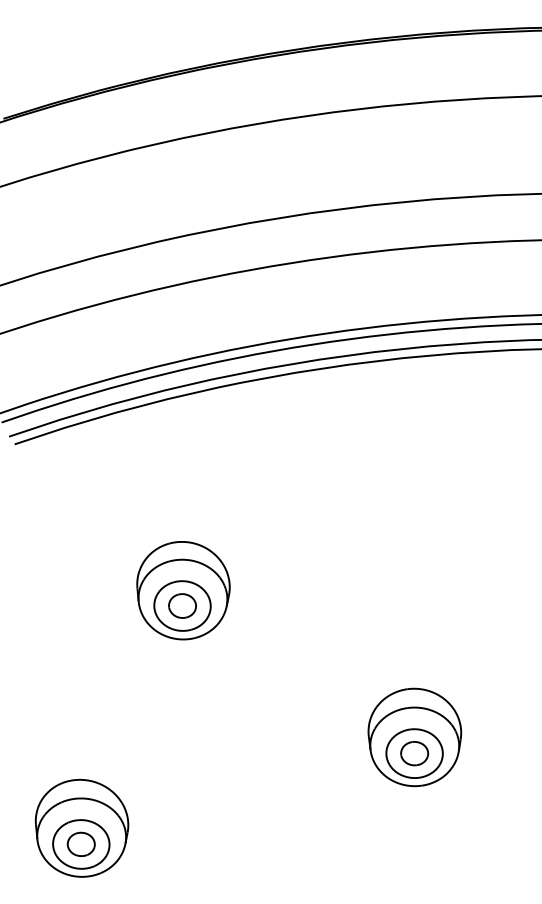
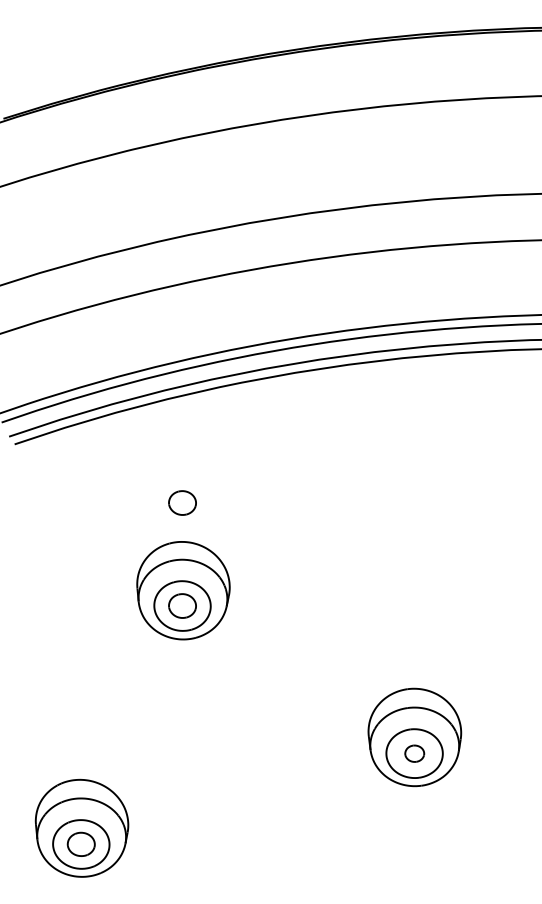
part: none -> present (182, 502)
part size: 30x26 px -> 22x19 px (414, 753)
